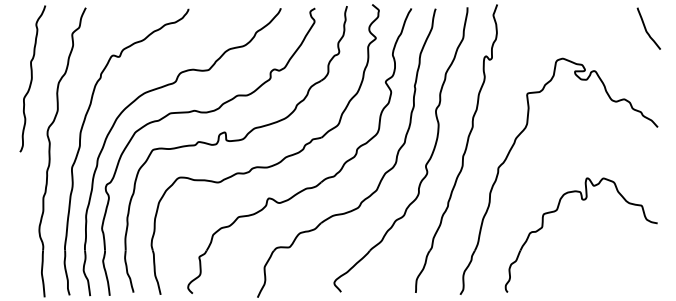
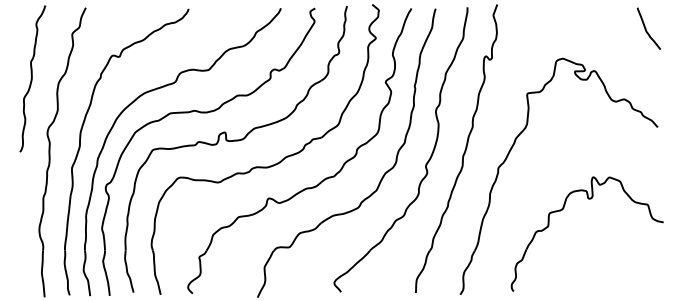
part position: (557, 210) -> (563, 209) (563, 209)
